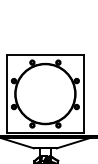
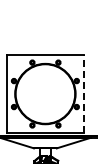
line: solid -> dashed (84, 94)
